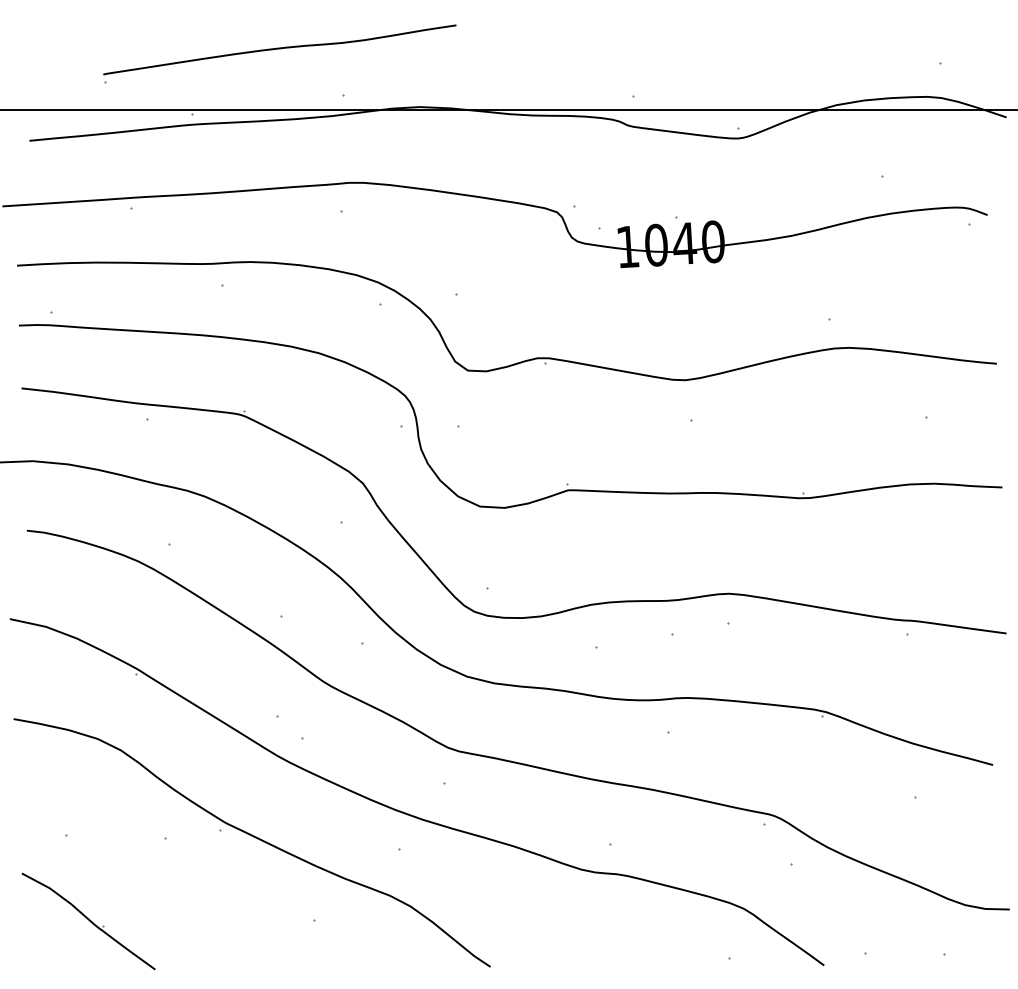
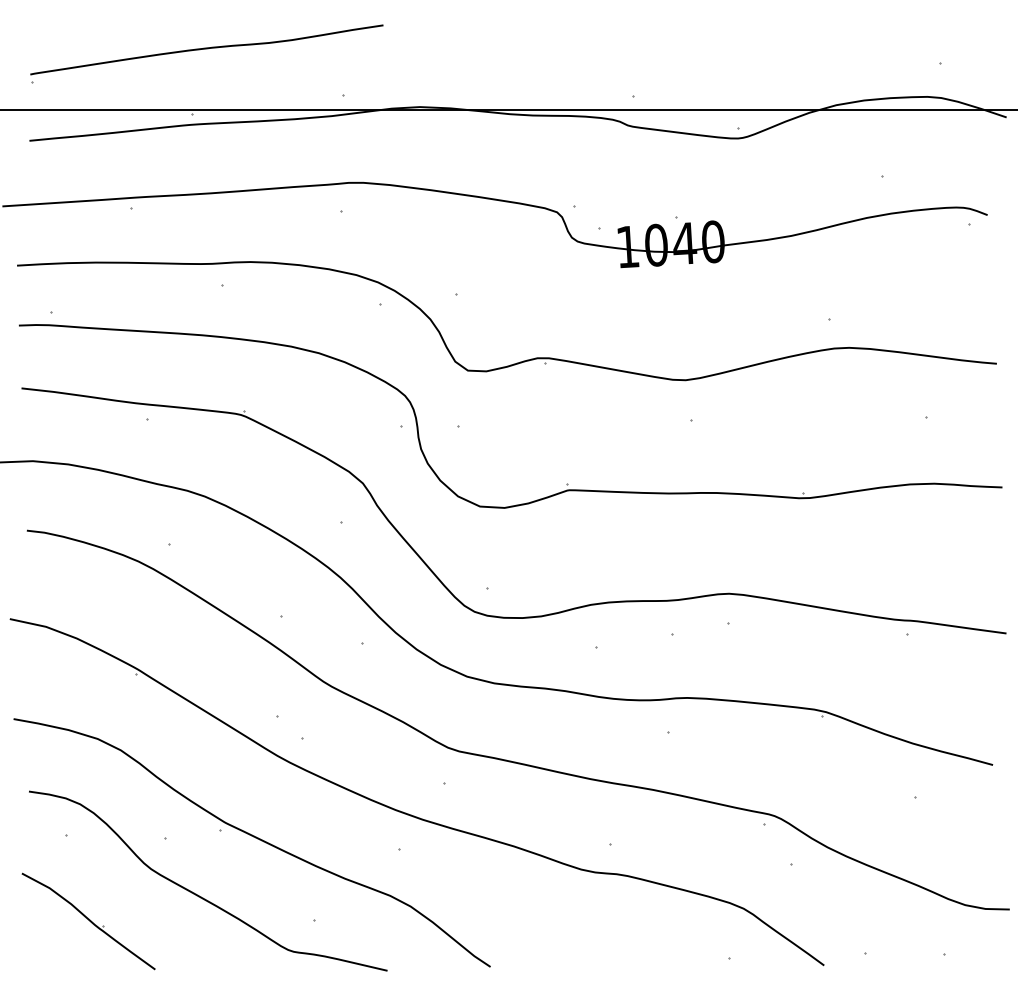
part position: (279, 53) -> (206, 53) (206, 53)
curve: none -> present (201, 896)
